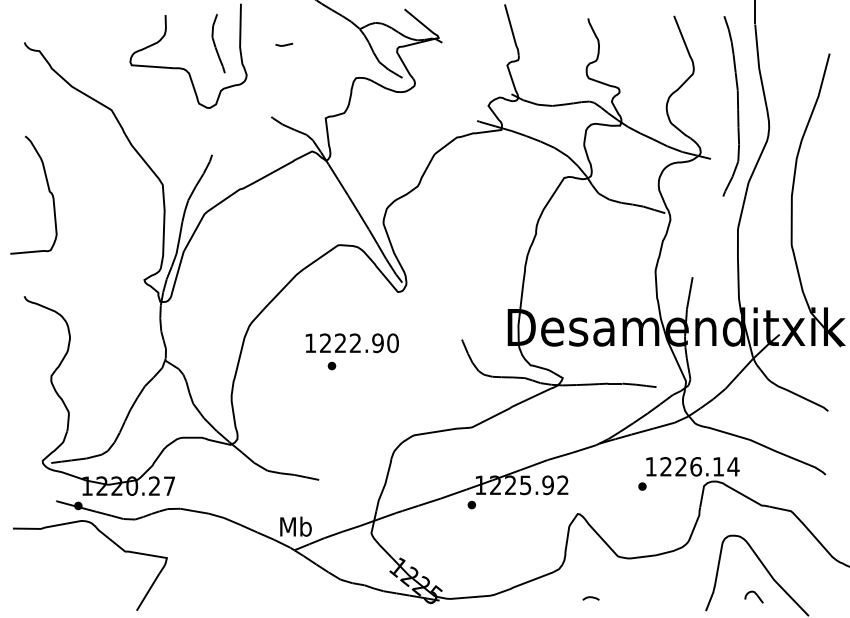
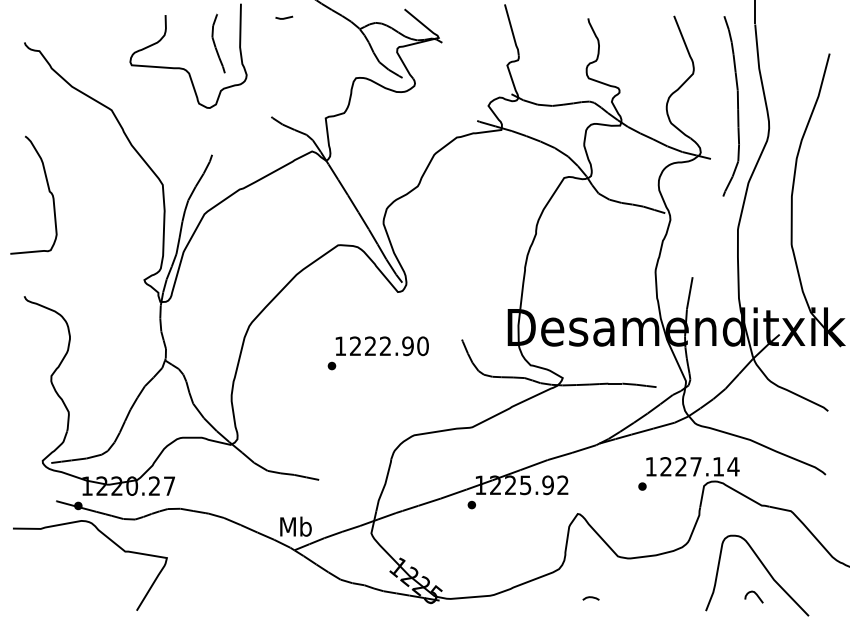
line position: (284, 44) -> (284, 17) (284, 17)
text position: (351, 343) -> (381, 346) (381, 346)
text: 1226.14 -> 1227.14 (696, 466)
